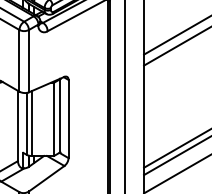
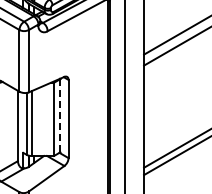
line: solid -> dashed (60, 115)
line: present -> none (178, 173)
